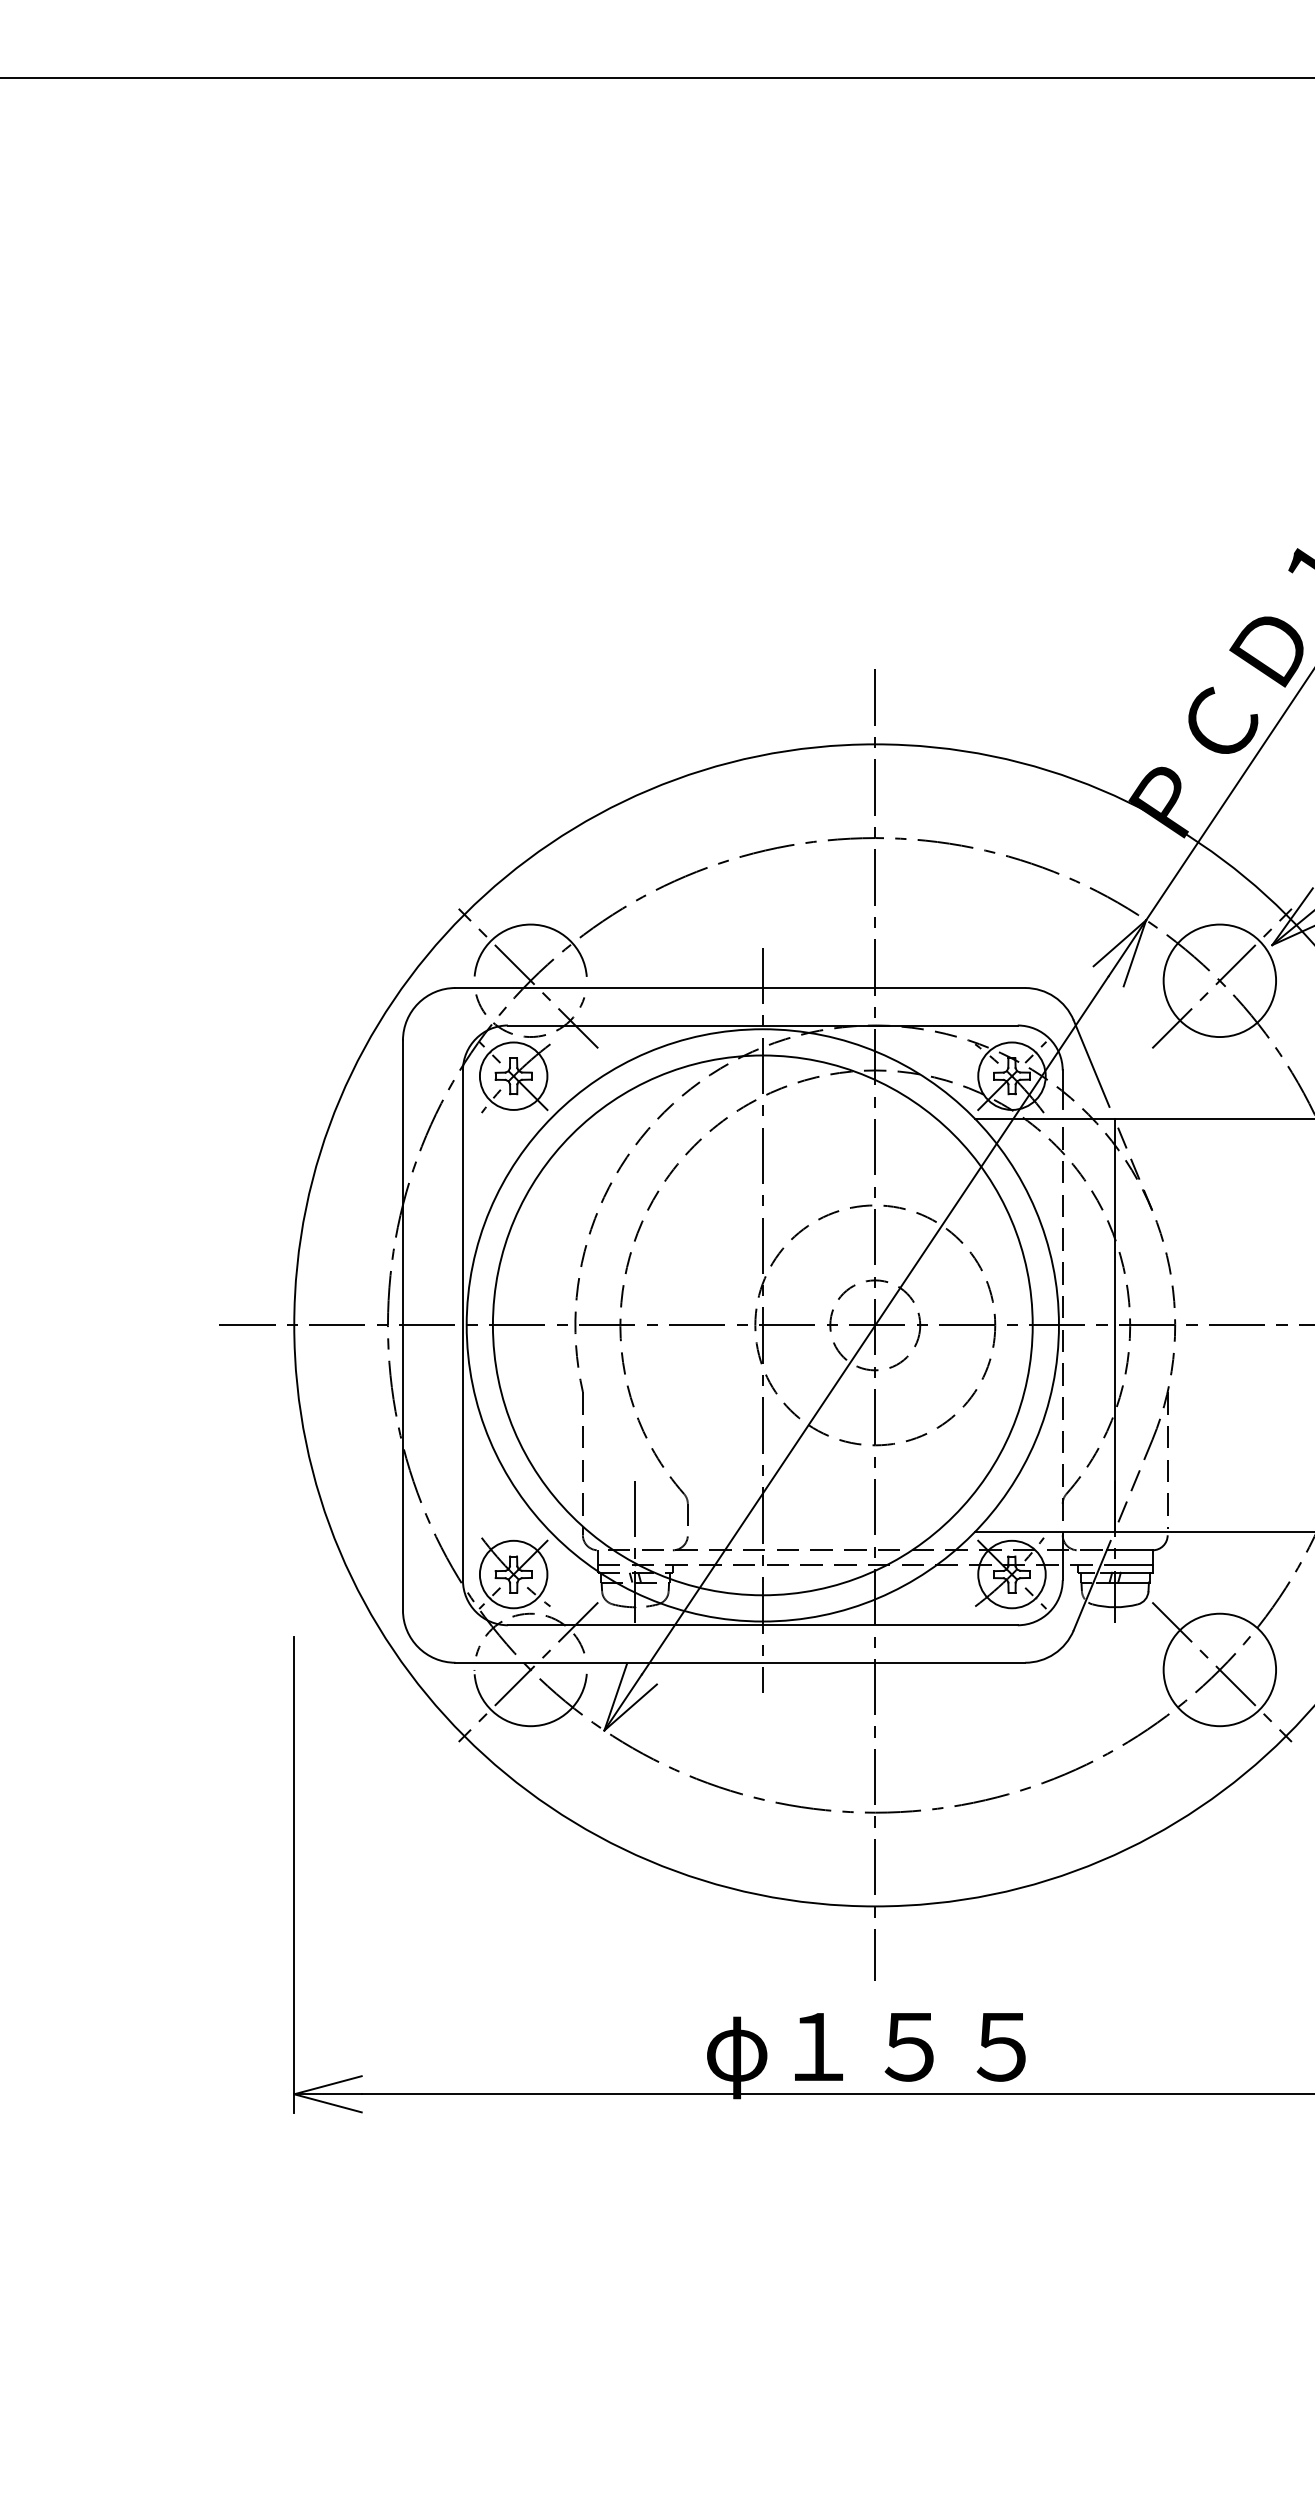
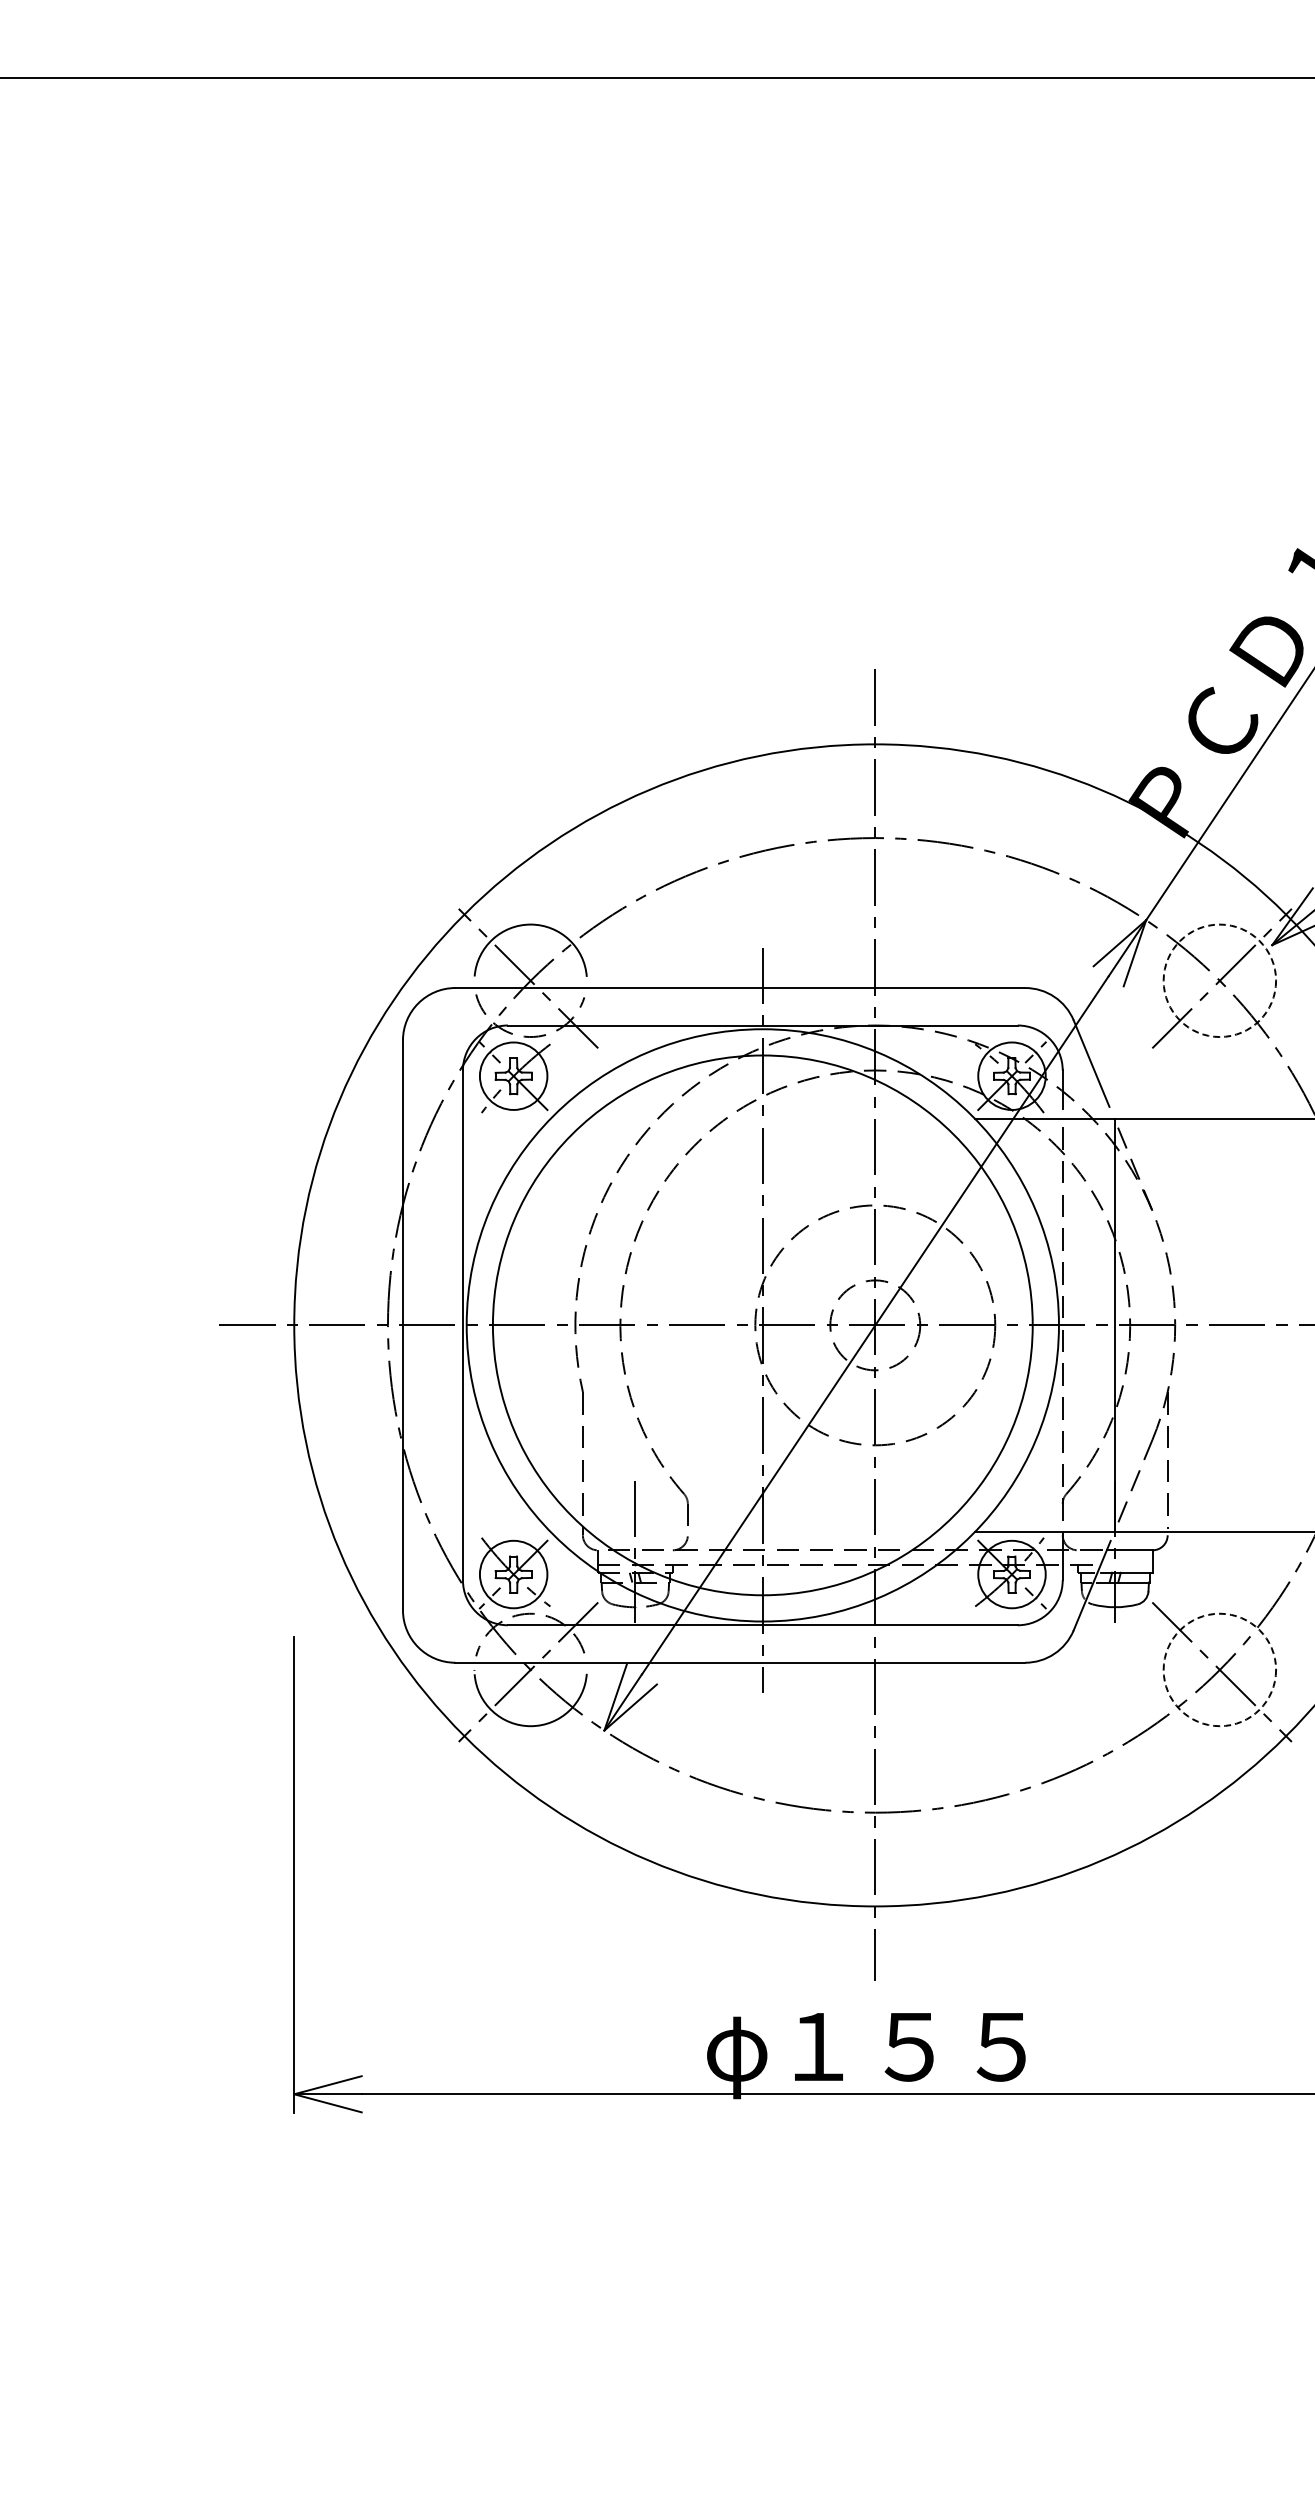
circle: solid -> dashed (1219, 980)
line: present -> none (1128, 1565)
circle: solid -> dashed (1219, 1669)
